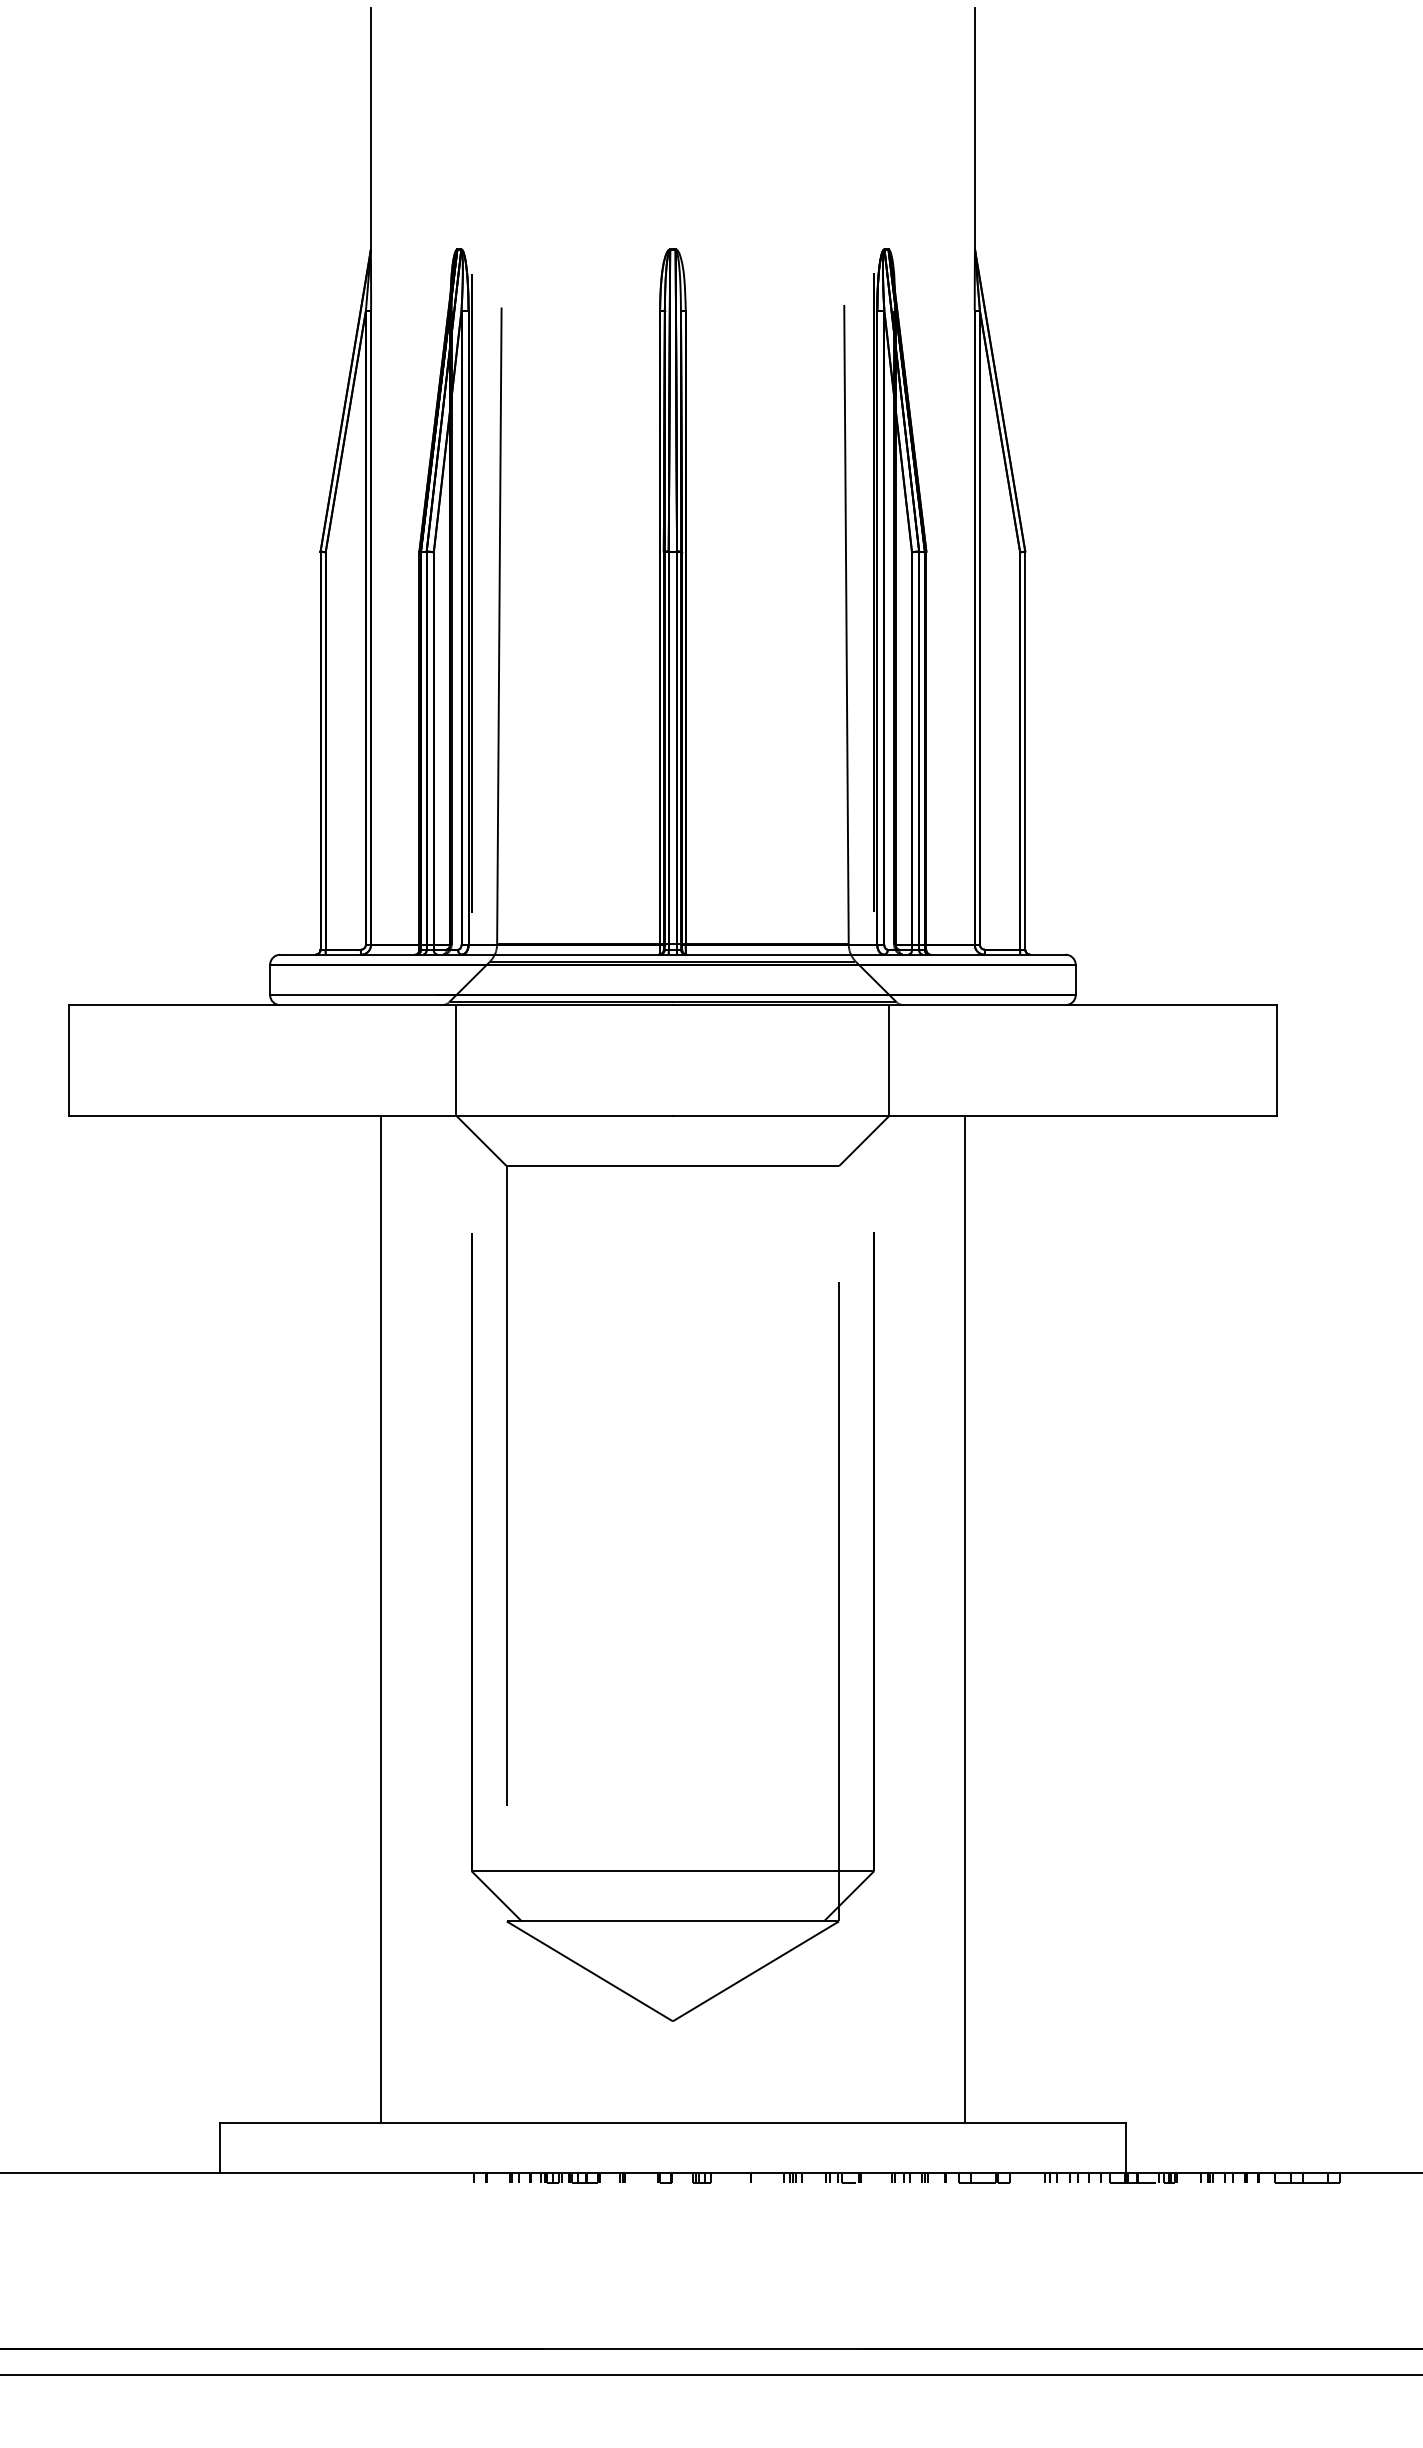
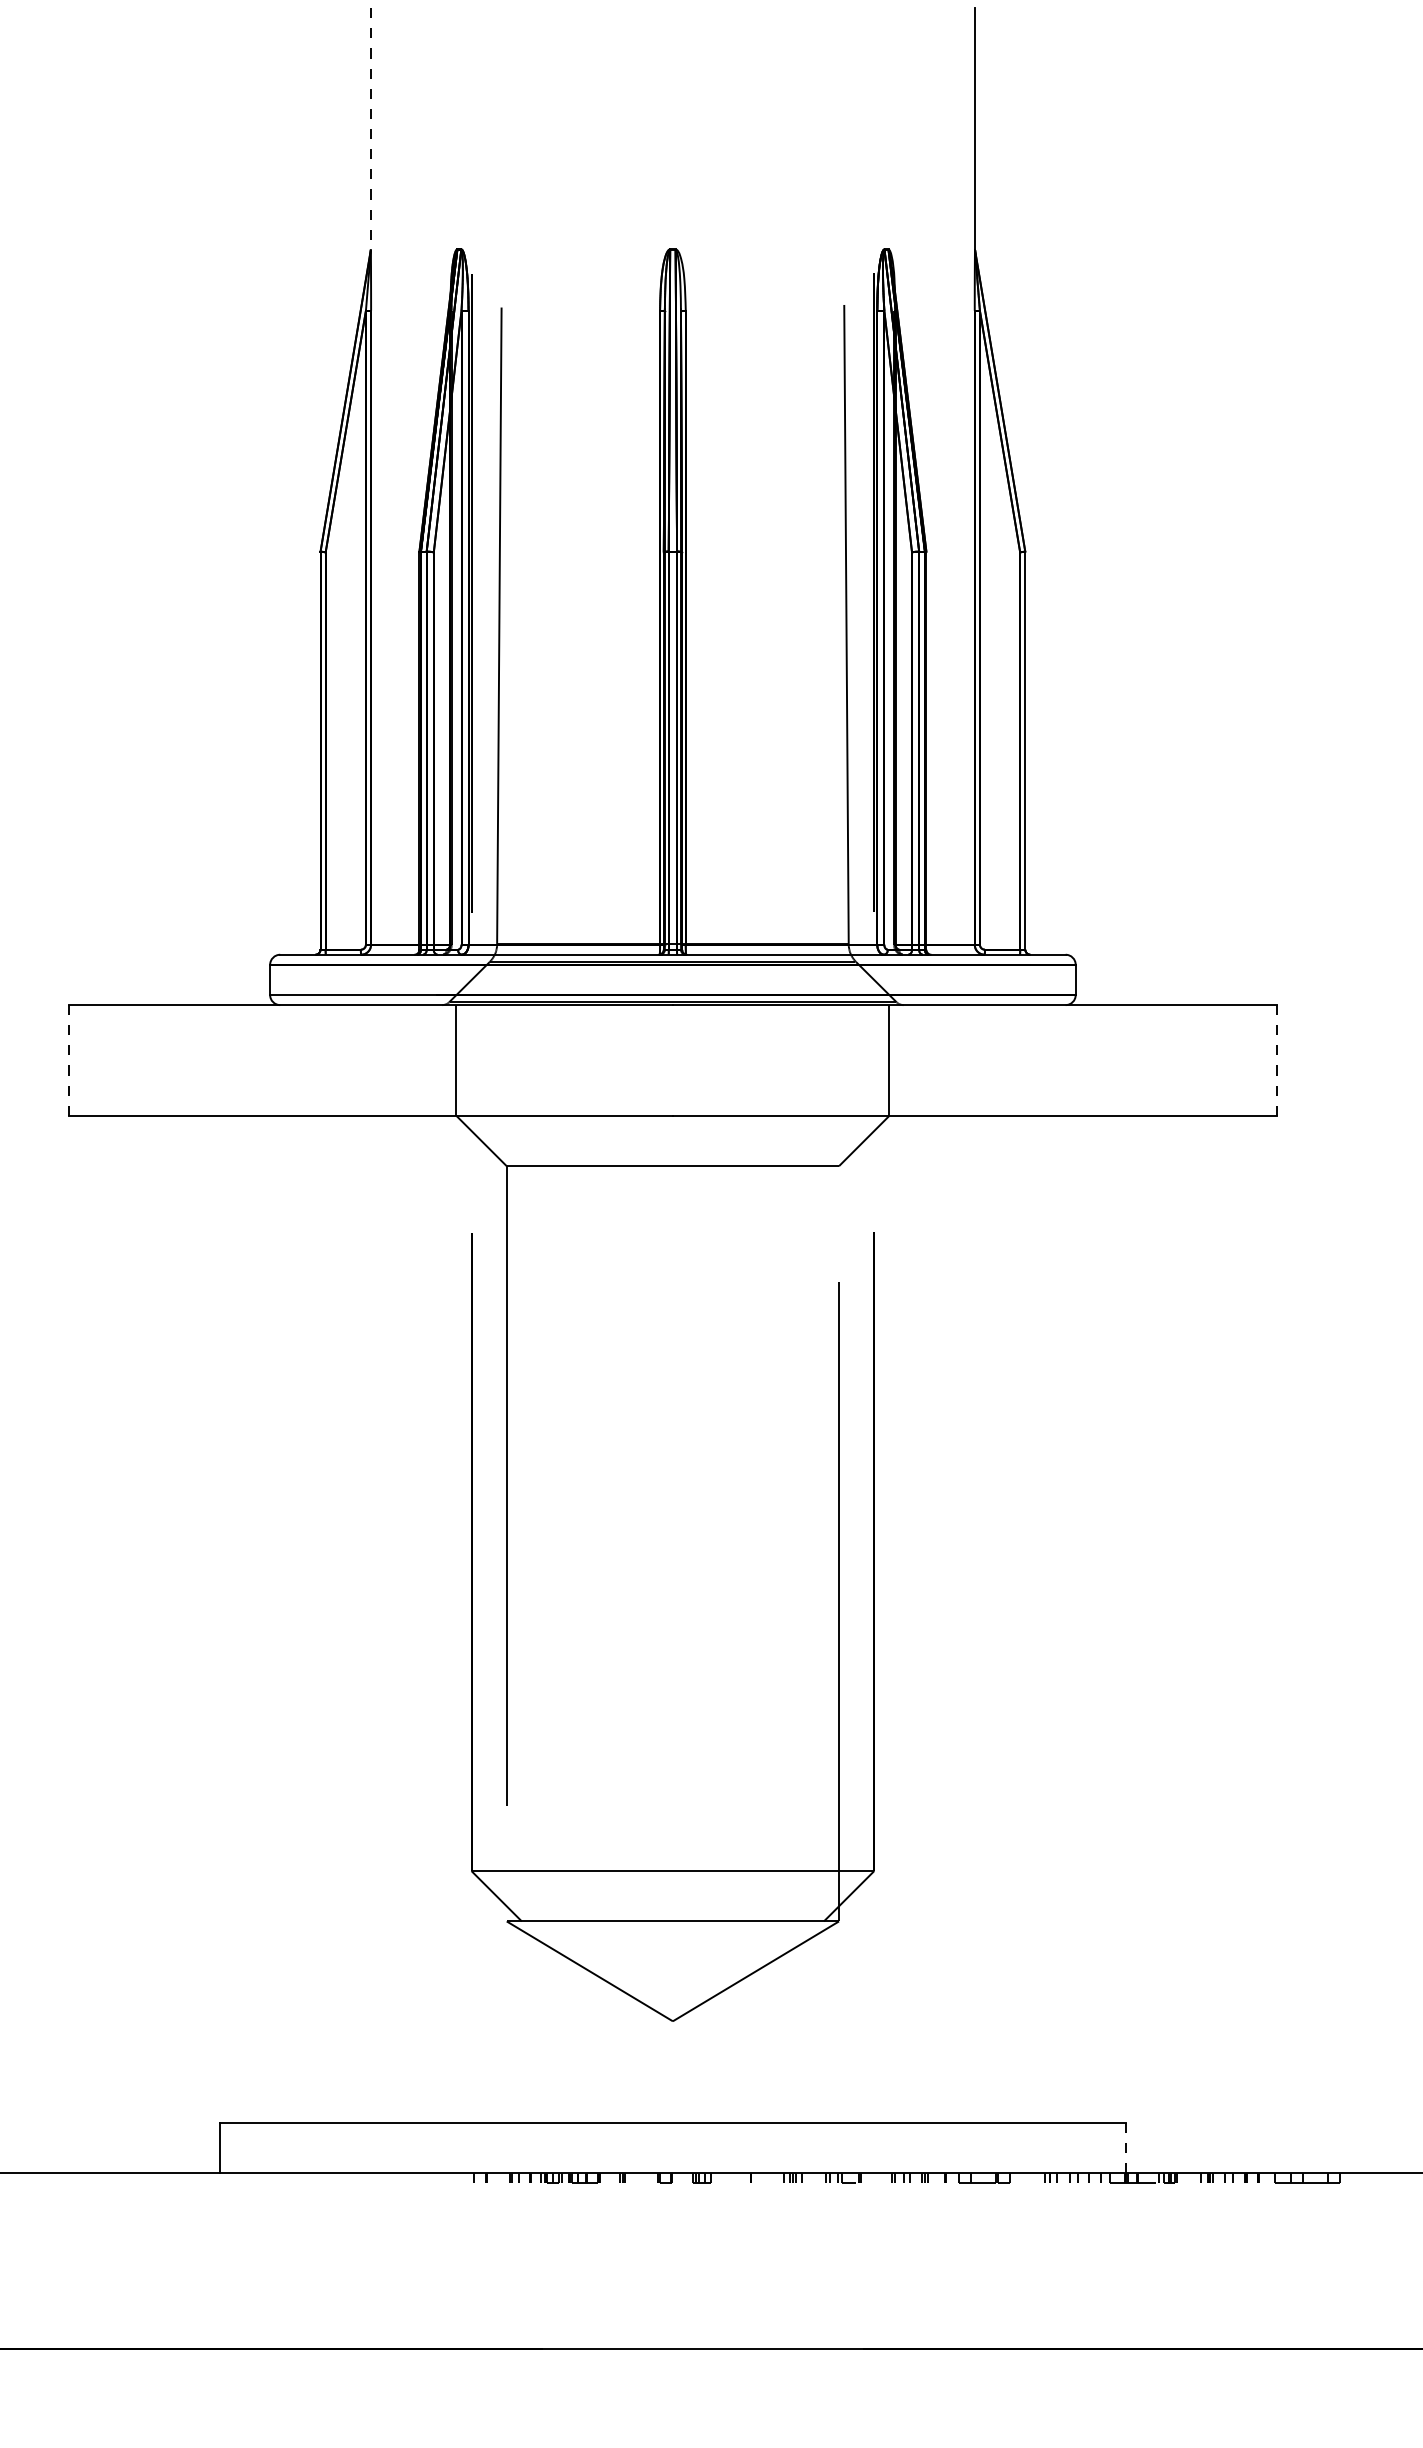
line: solid -> dashed (370, 129)
line: solid -> dashed (1277, 1059)
line: solid -> dashed (68, 1060)
line: present -> none (380, 1618)
line: present -> none (964, 1618)
line: solid -> dashed (1126, 2147)
line: present -> none (710, 2374)
